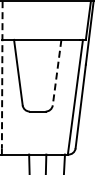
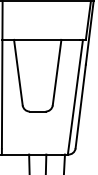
line: dashed -> solid (57, 73)
line: dashed -> solid (2, 74)
